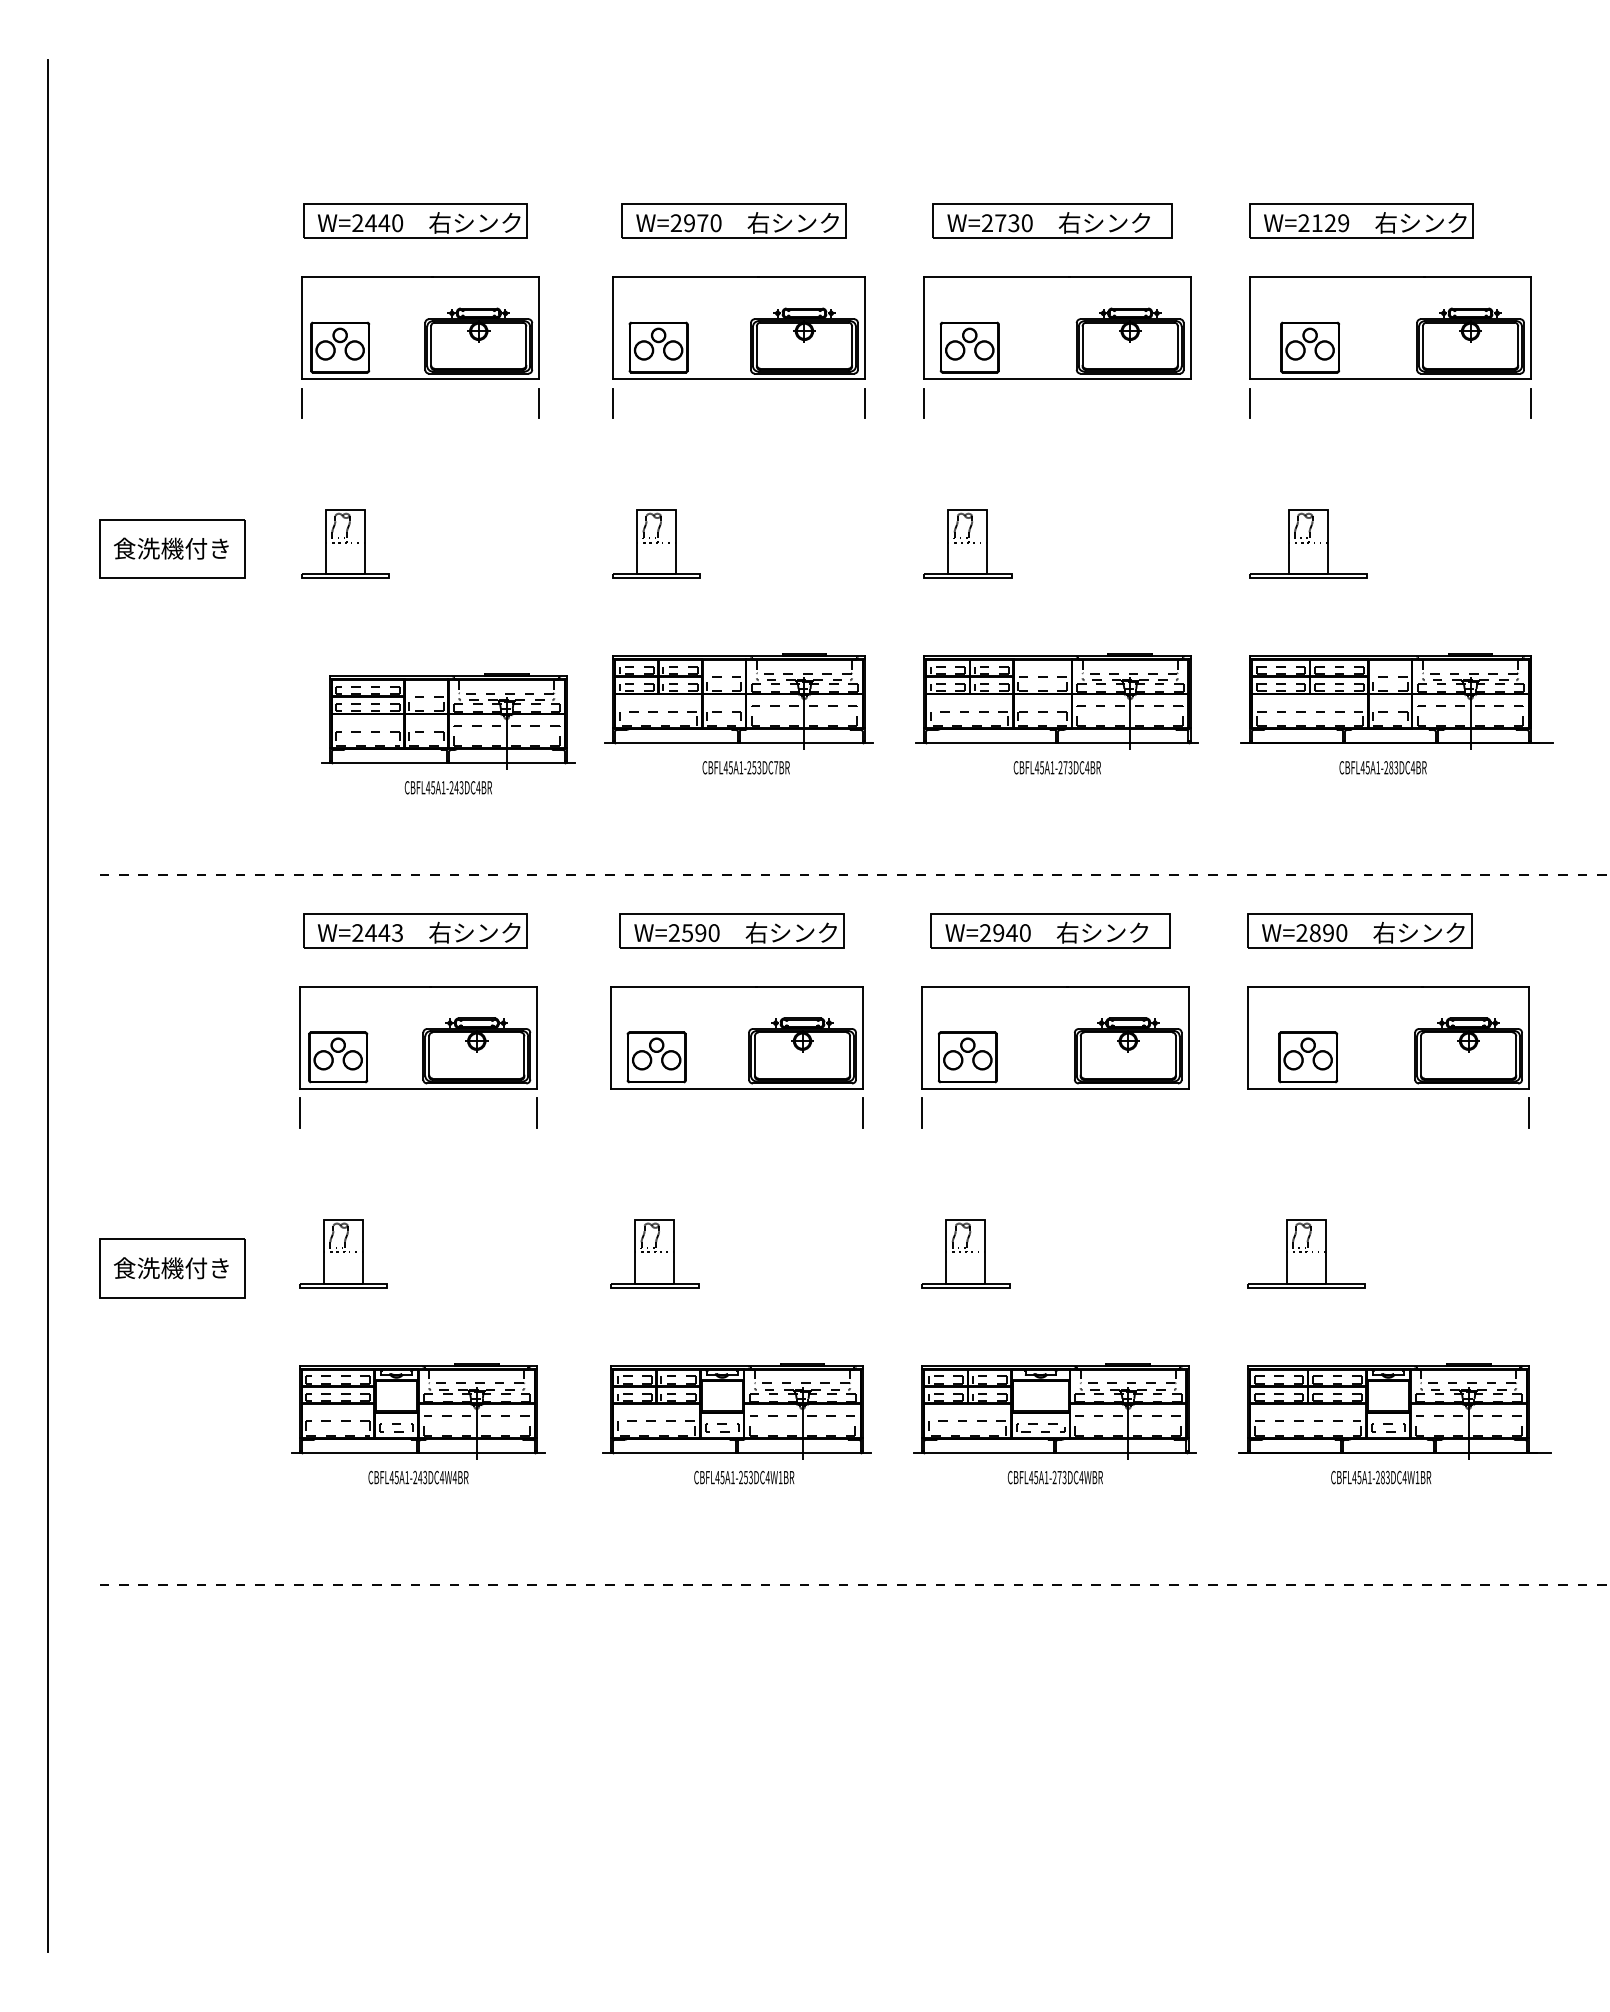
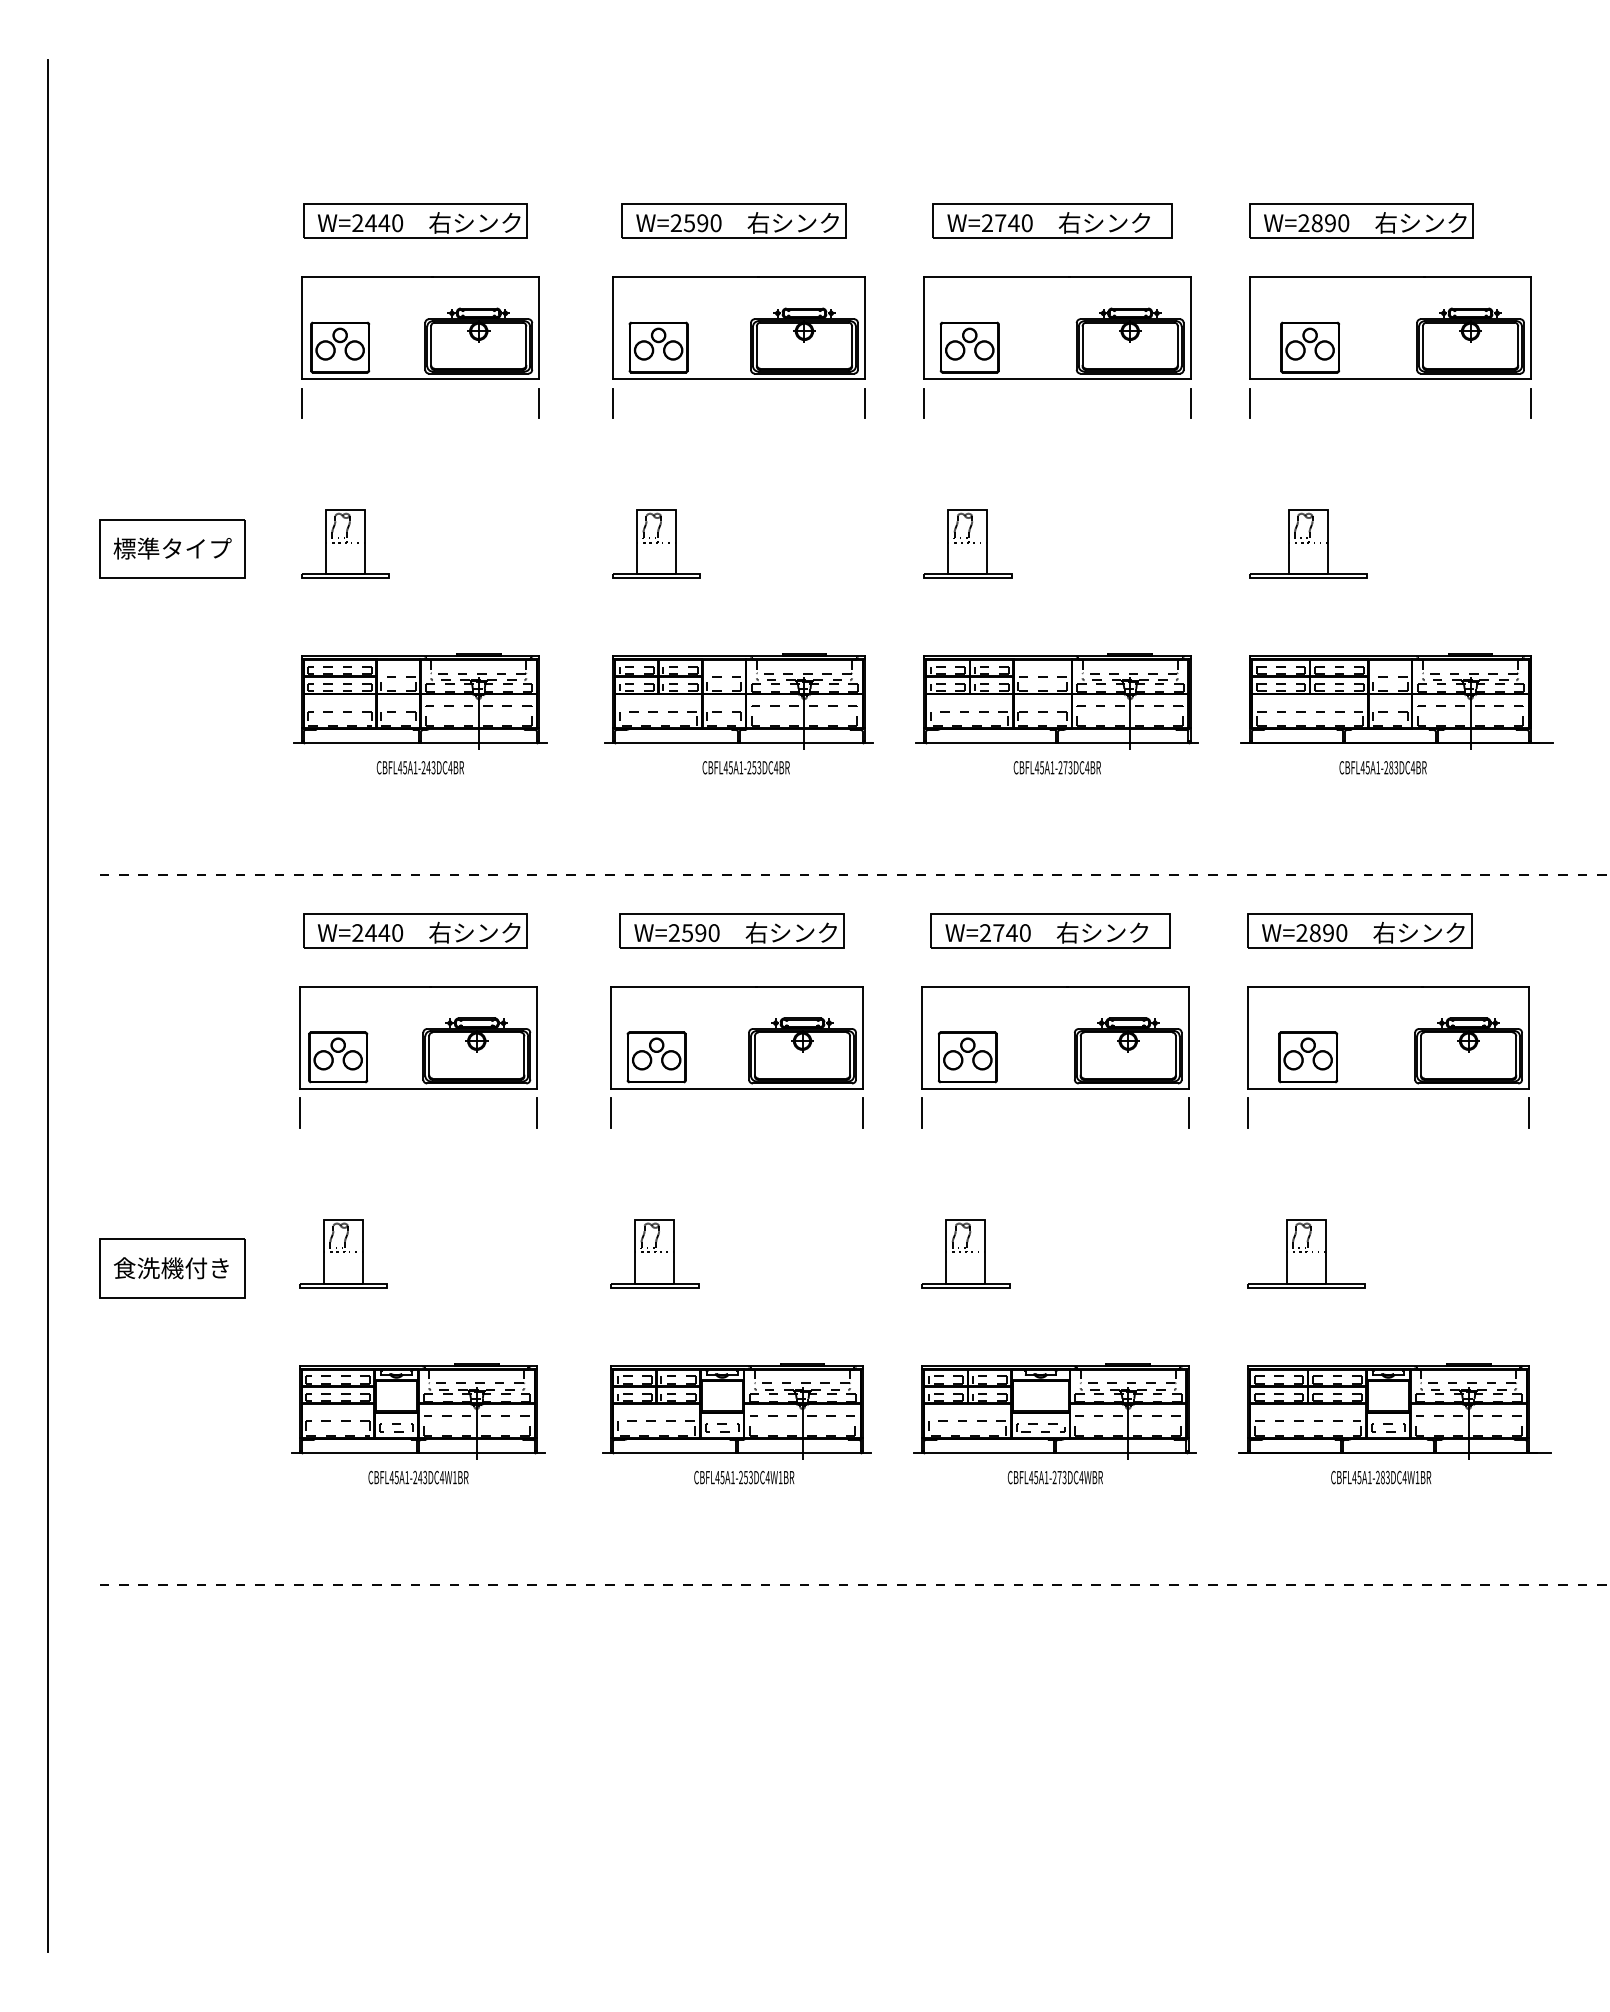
text: W=2970 -> W=2590 (696, 223)
text: W=2730 -> W=2740 (1013, 223)
text: W=2129 -> W=2890 (1330, 223)
line: none -> present (1190, 403)
text: 食洗機付き -> 標準タイプ (172, 548)
part position: (448, 733) -> (420, 713) (420, 713)
text: CBFL45A1-253DC7BR -> CBFL45A1-253DC4BR (776, 767)
text: W=2443 -> W=2440 (397, 932)
text: W=2940 -> W=2740 (998, 933)
line: none -> present (610, 1112)
line: none -> present (1188, 1112)
line: none -> present (1247, 1112)
text: CBFL45A1-243DC4W4BR -> CBFL45A1-243DC4W1BR (454, 1477)
